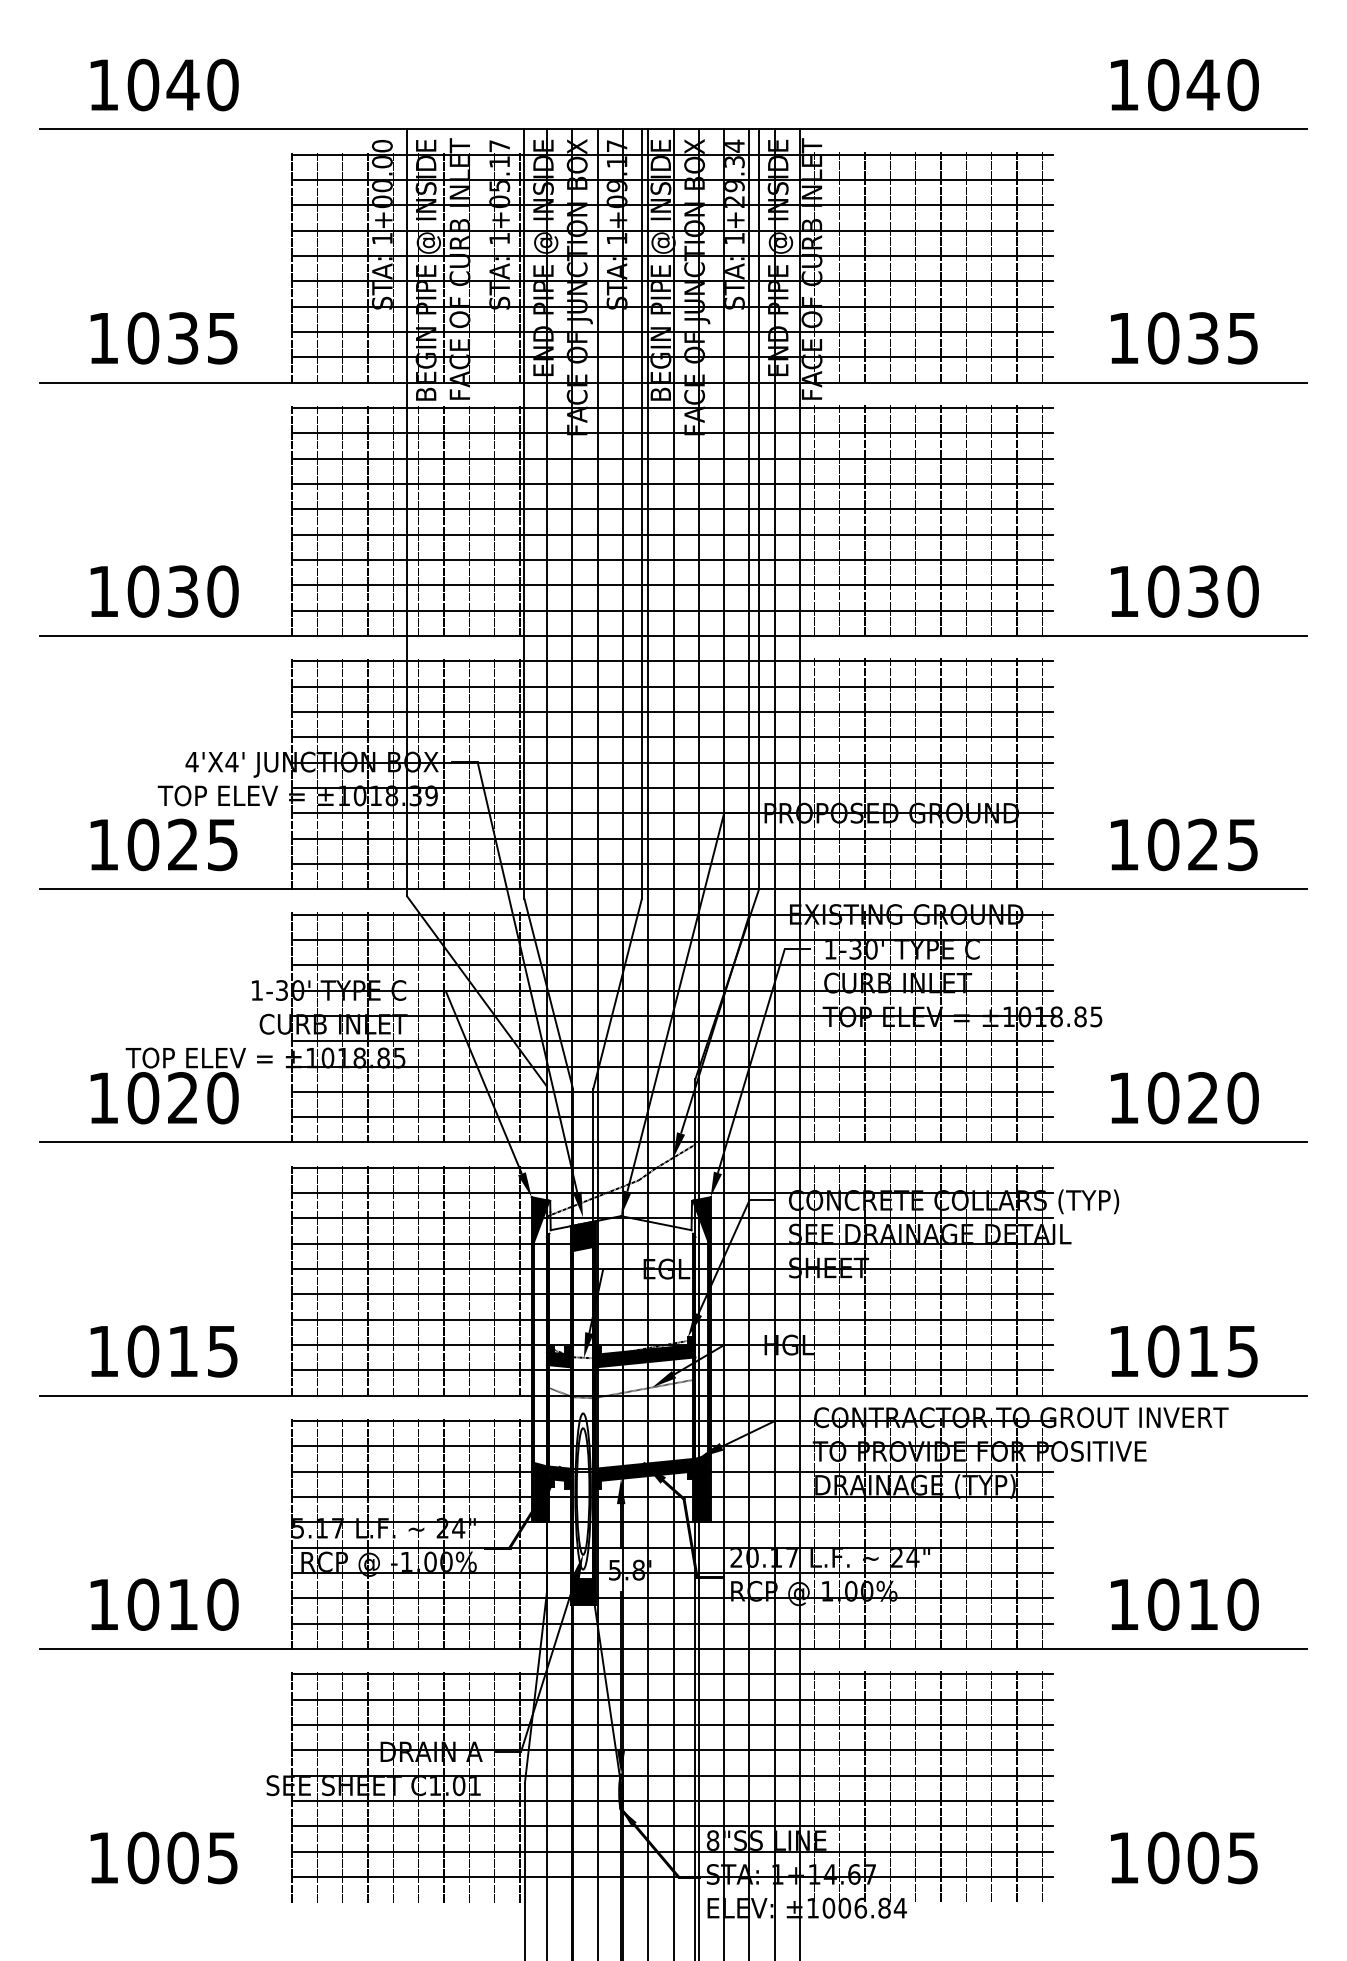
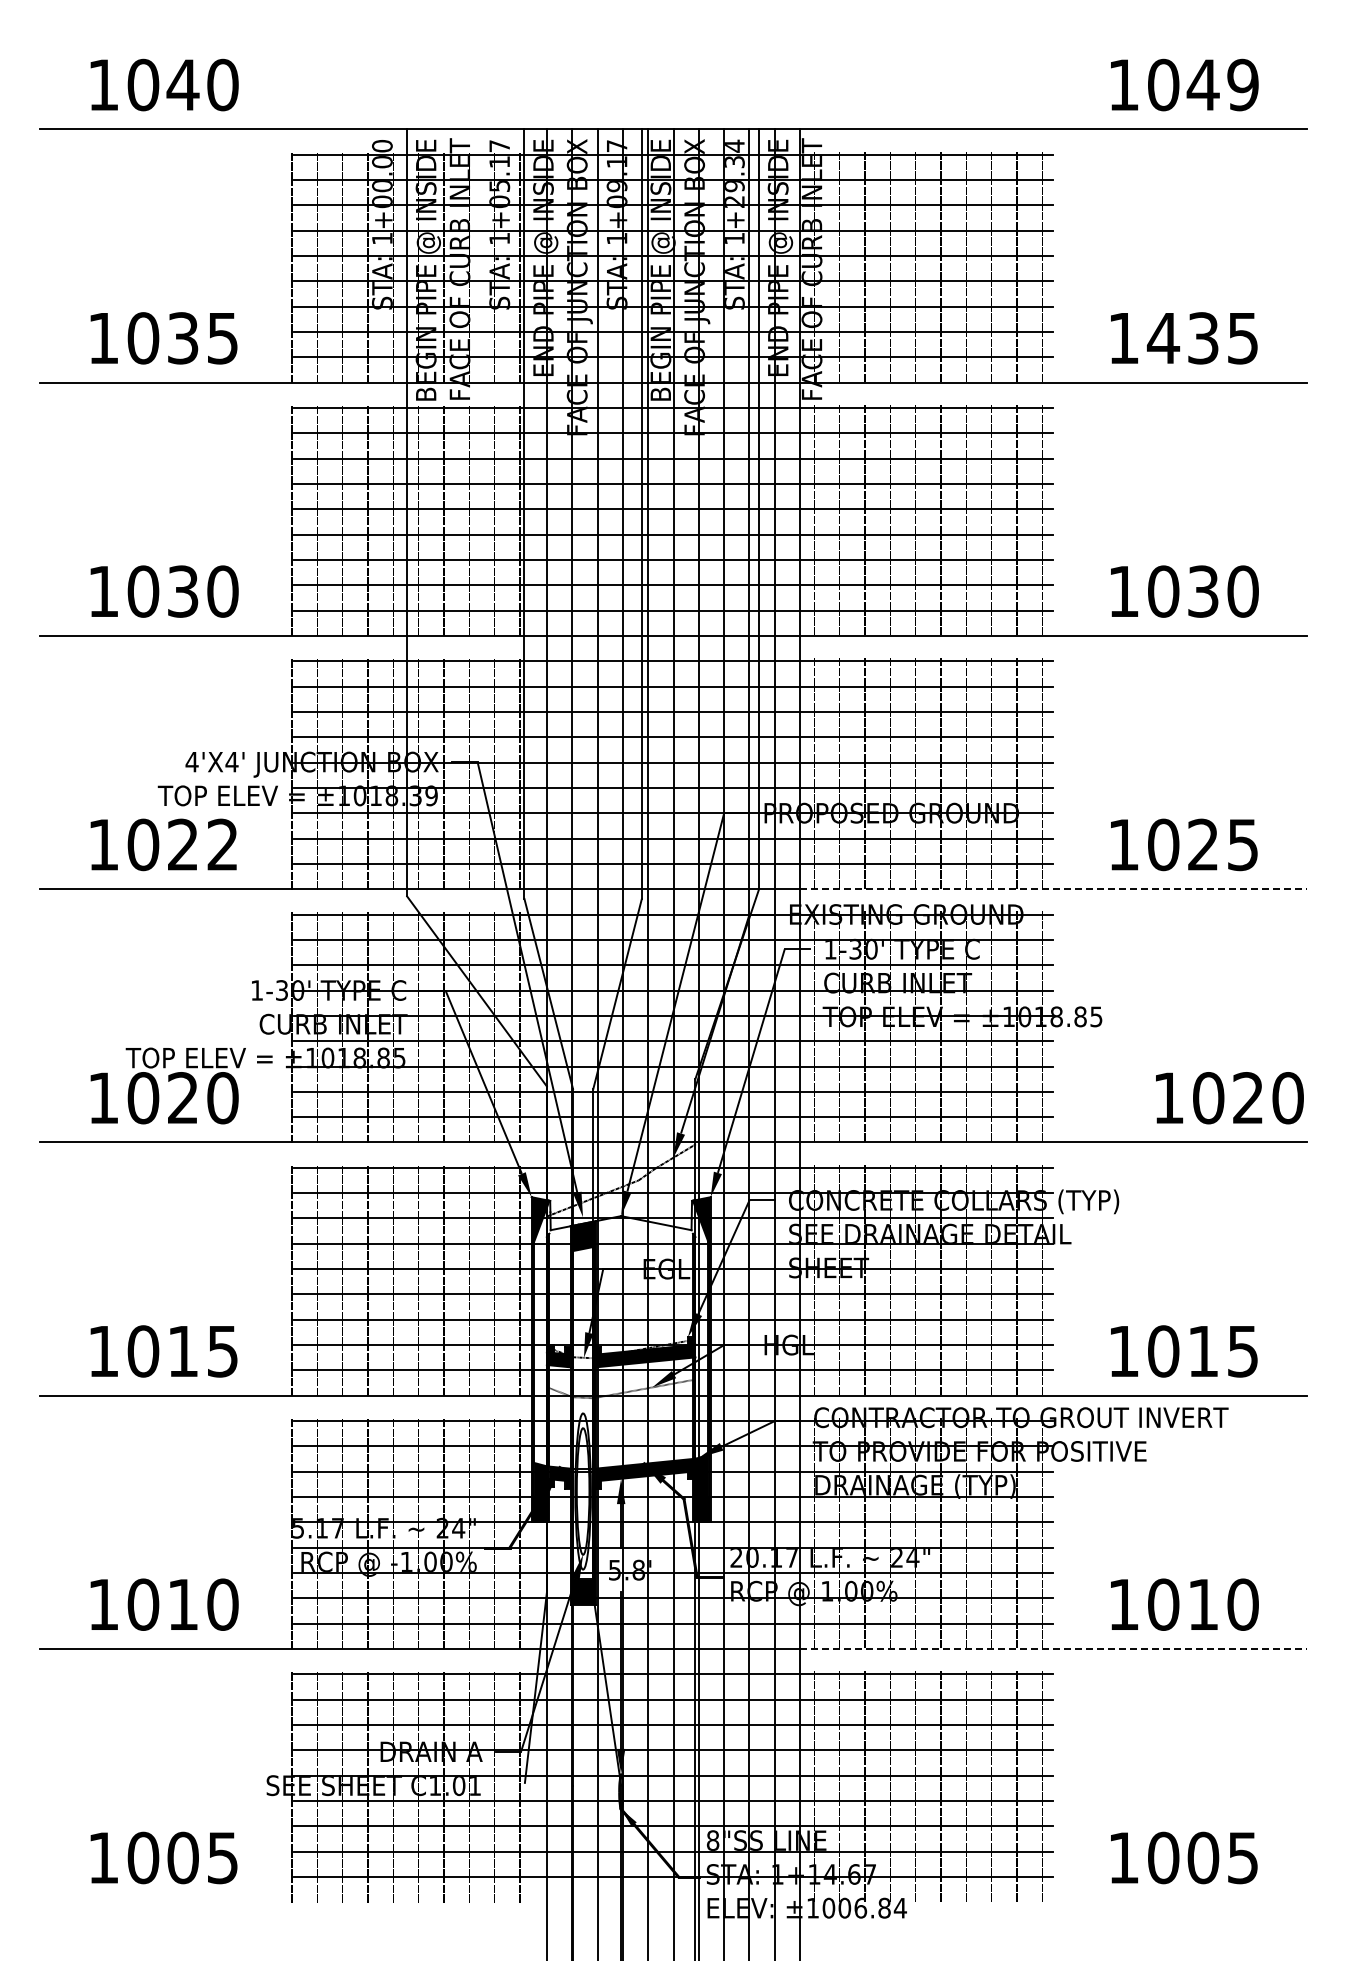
text: 1040 -> 1049 (1242, 85)
text: 1035 -> 1435 (1163, 338)
text: 1025 -> 1022 (222, 844)
line: solid -> dashed (1053, 889)
text position: (1184, 1098) -> (1229, 1098) (1229, 1098)
line: solid -> dashed (1053, 1649)
line: present -> none (524, 1869)
